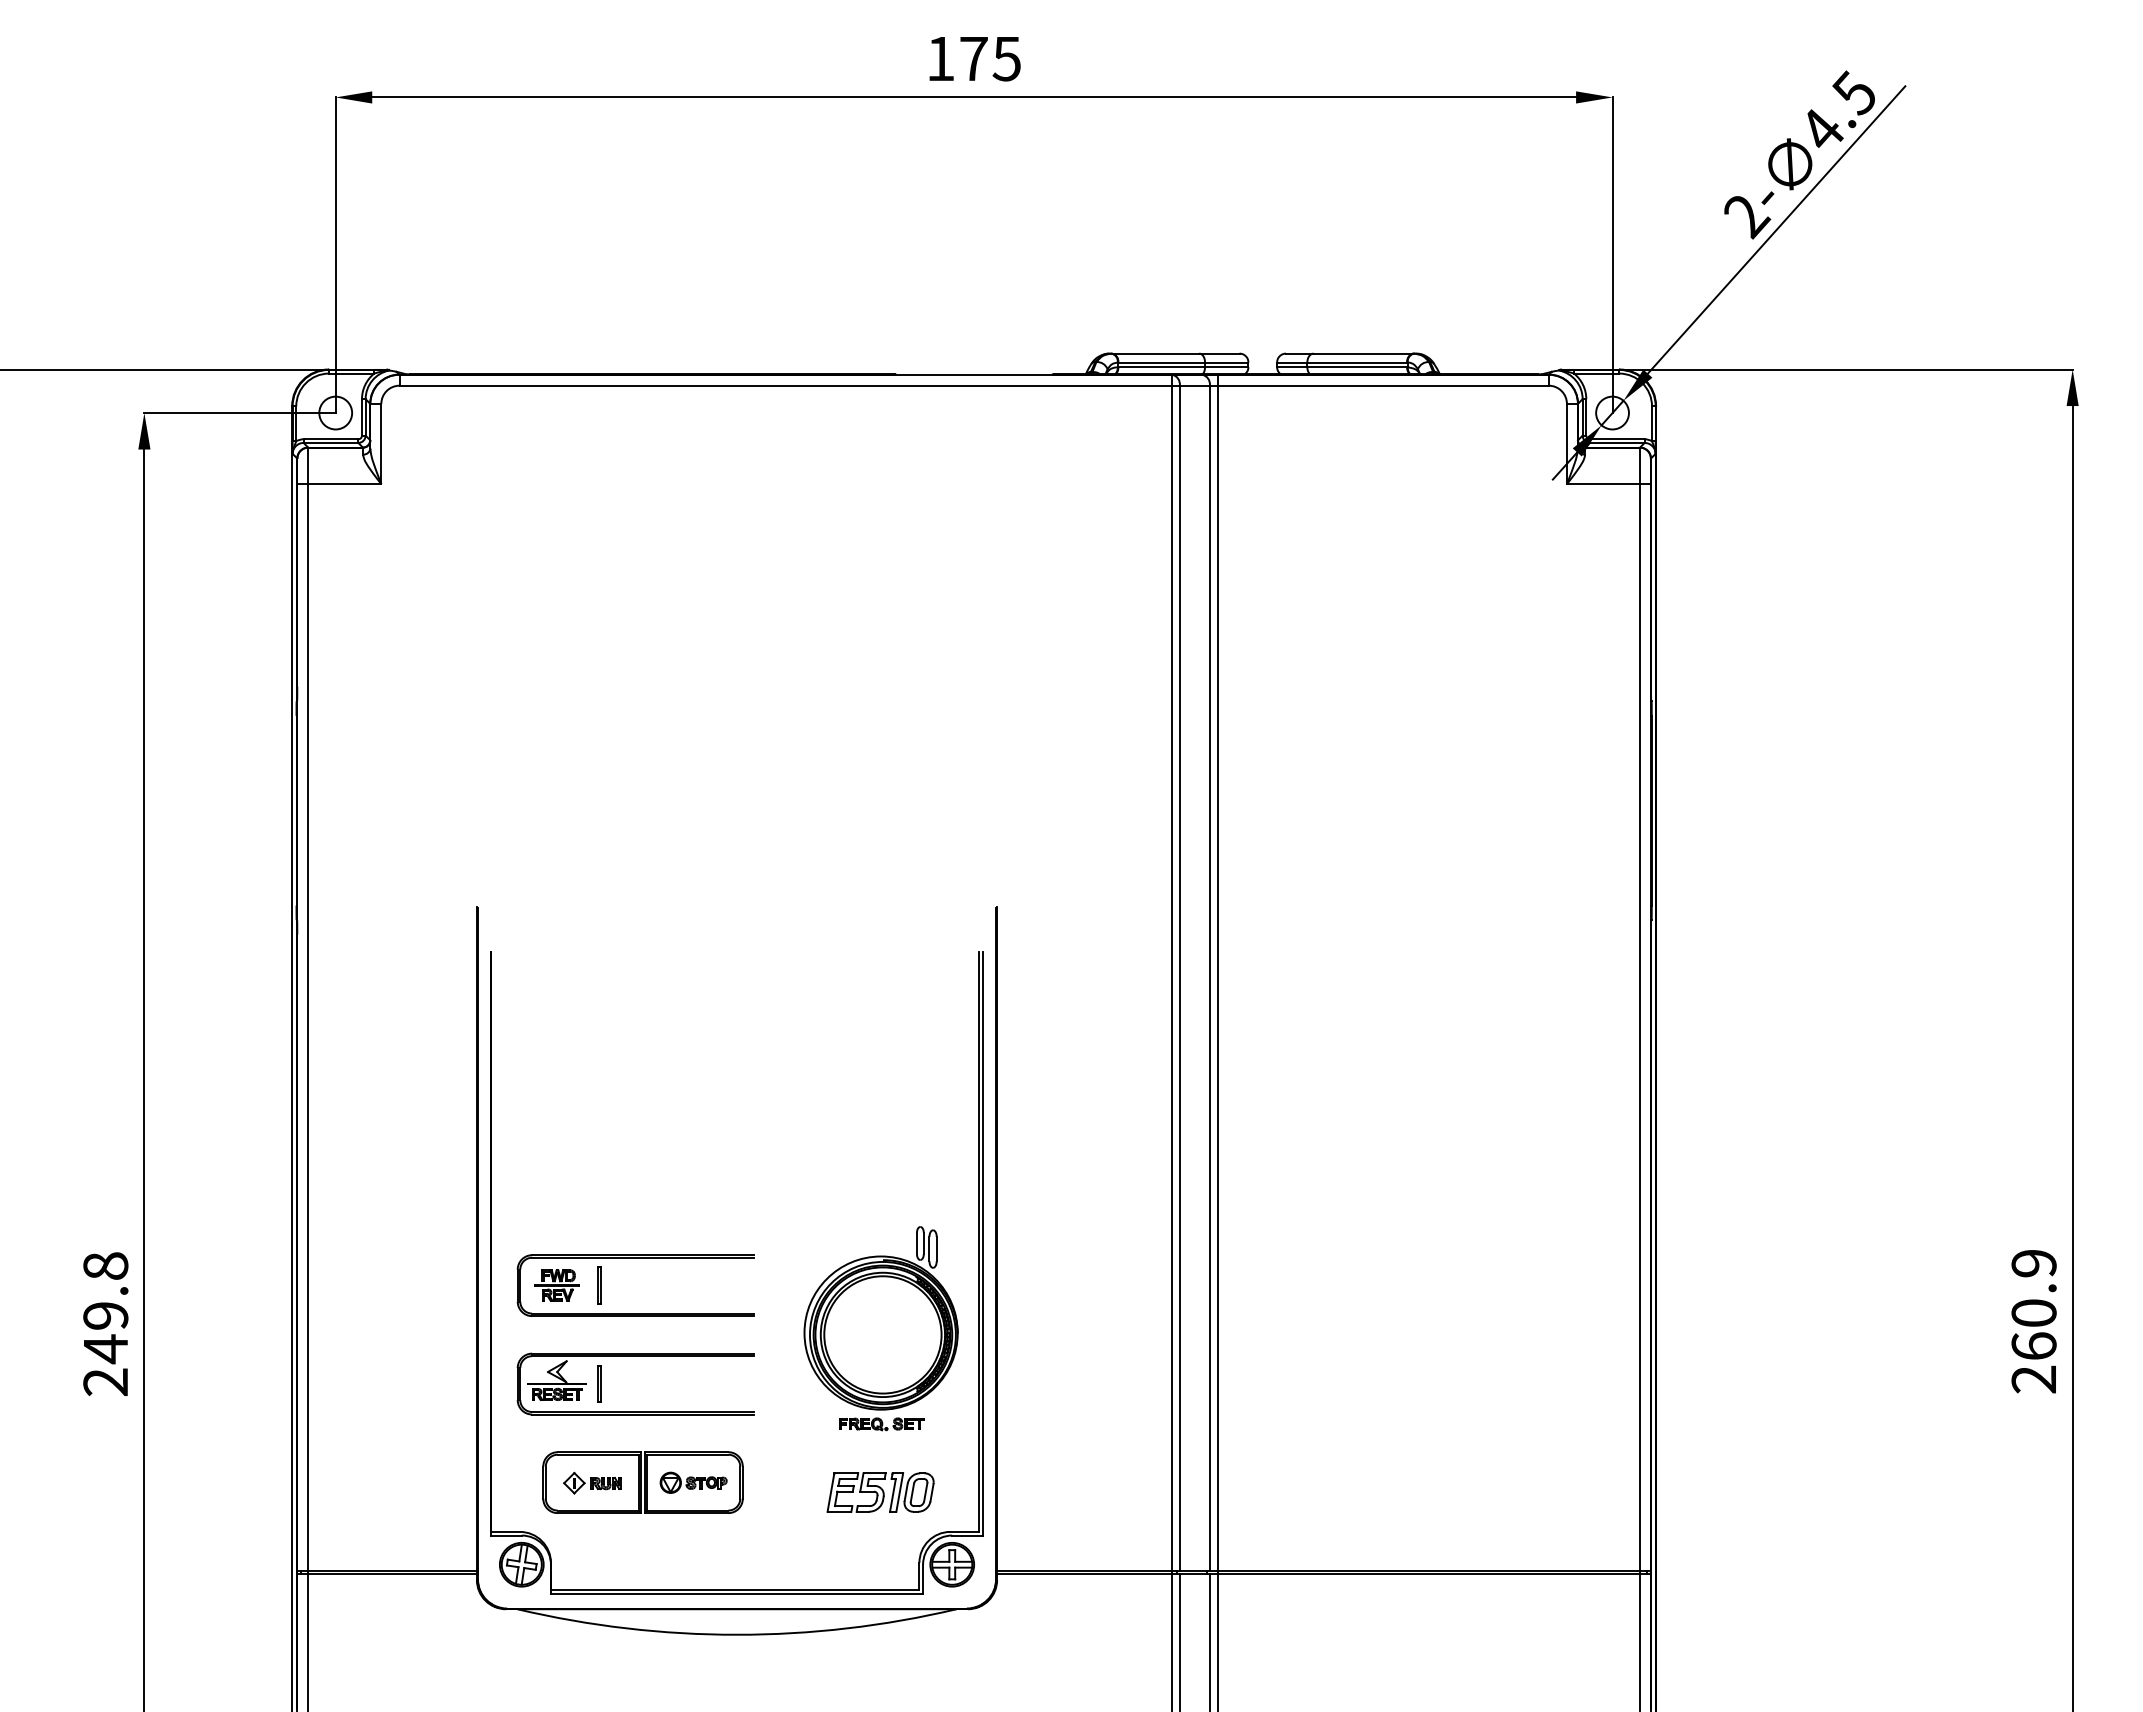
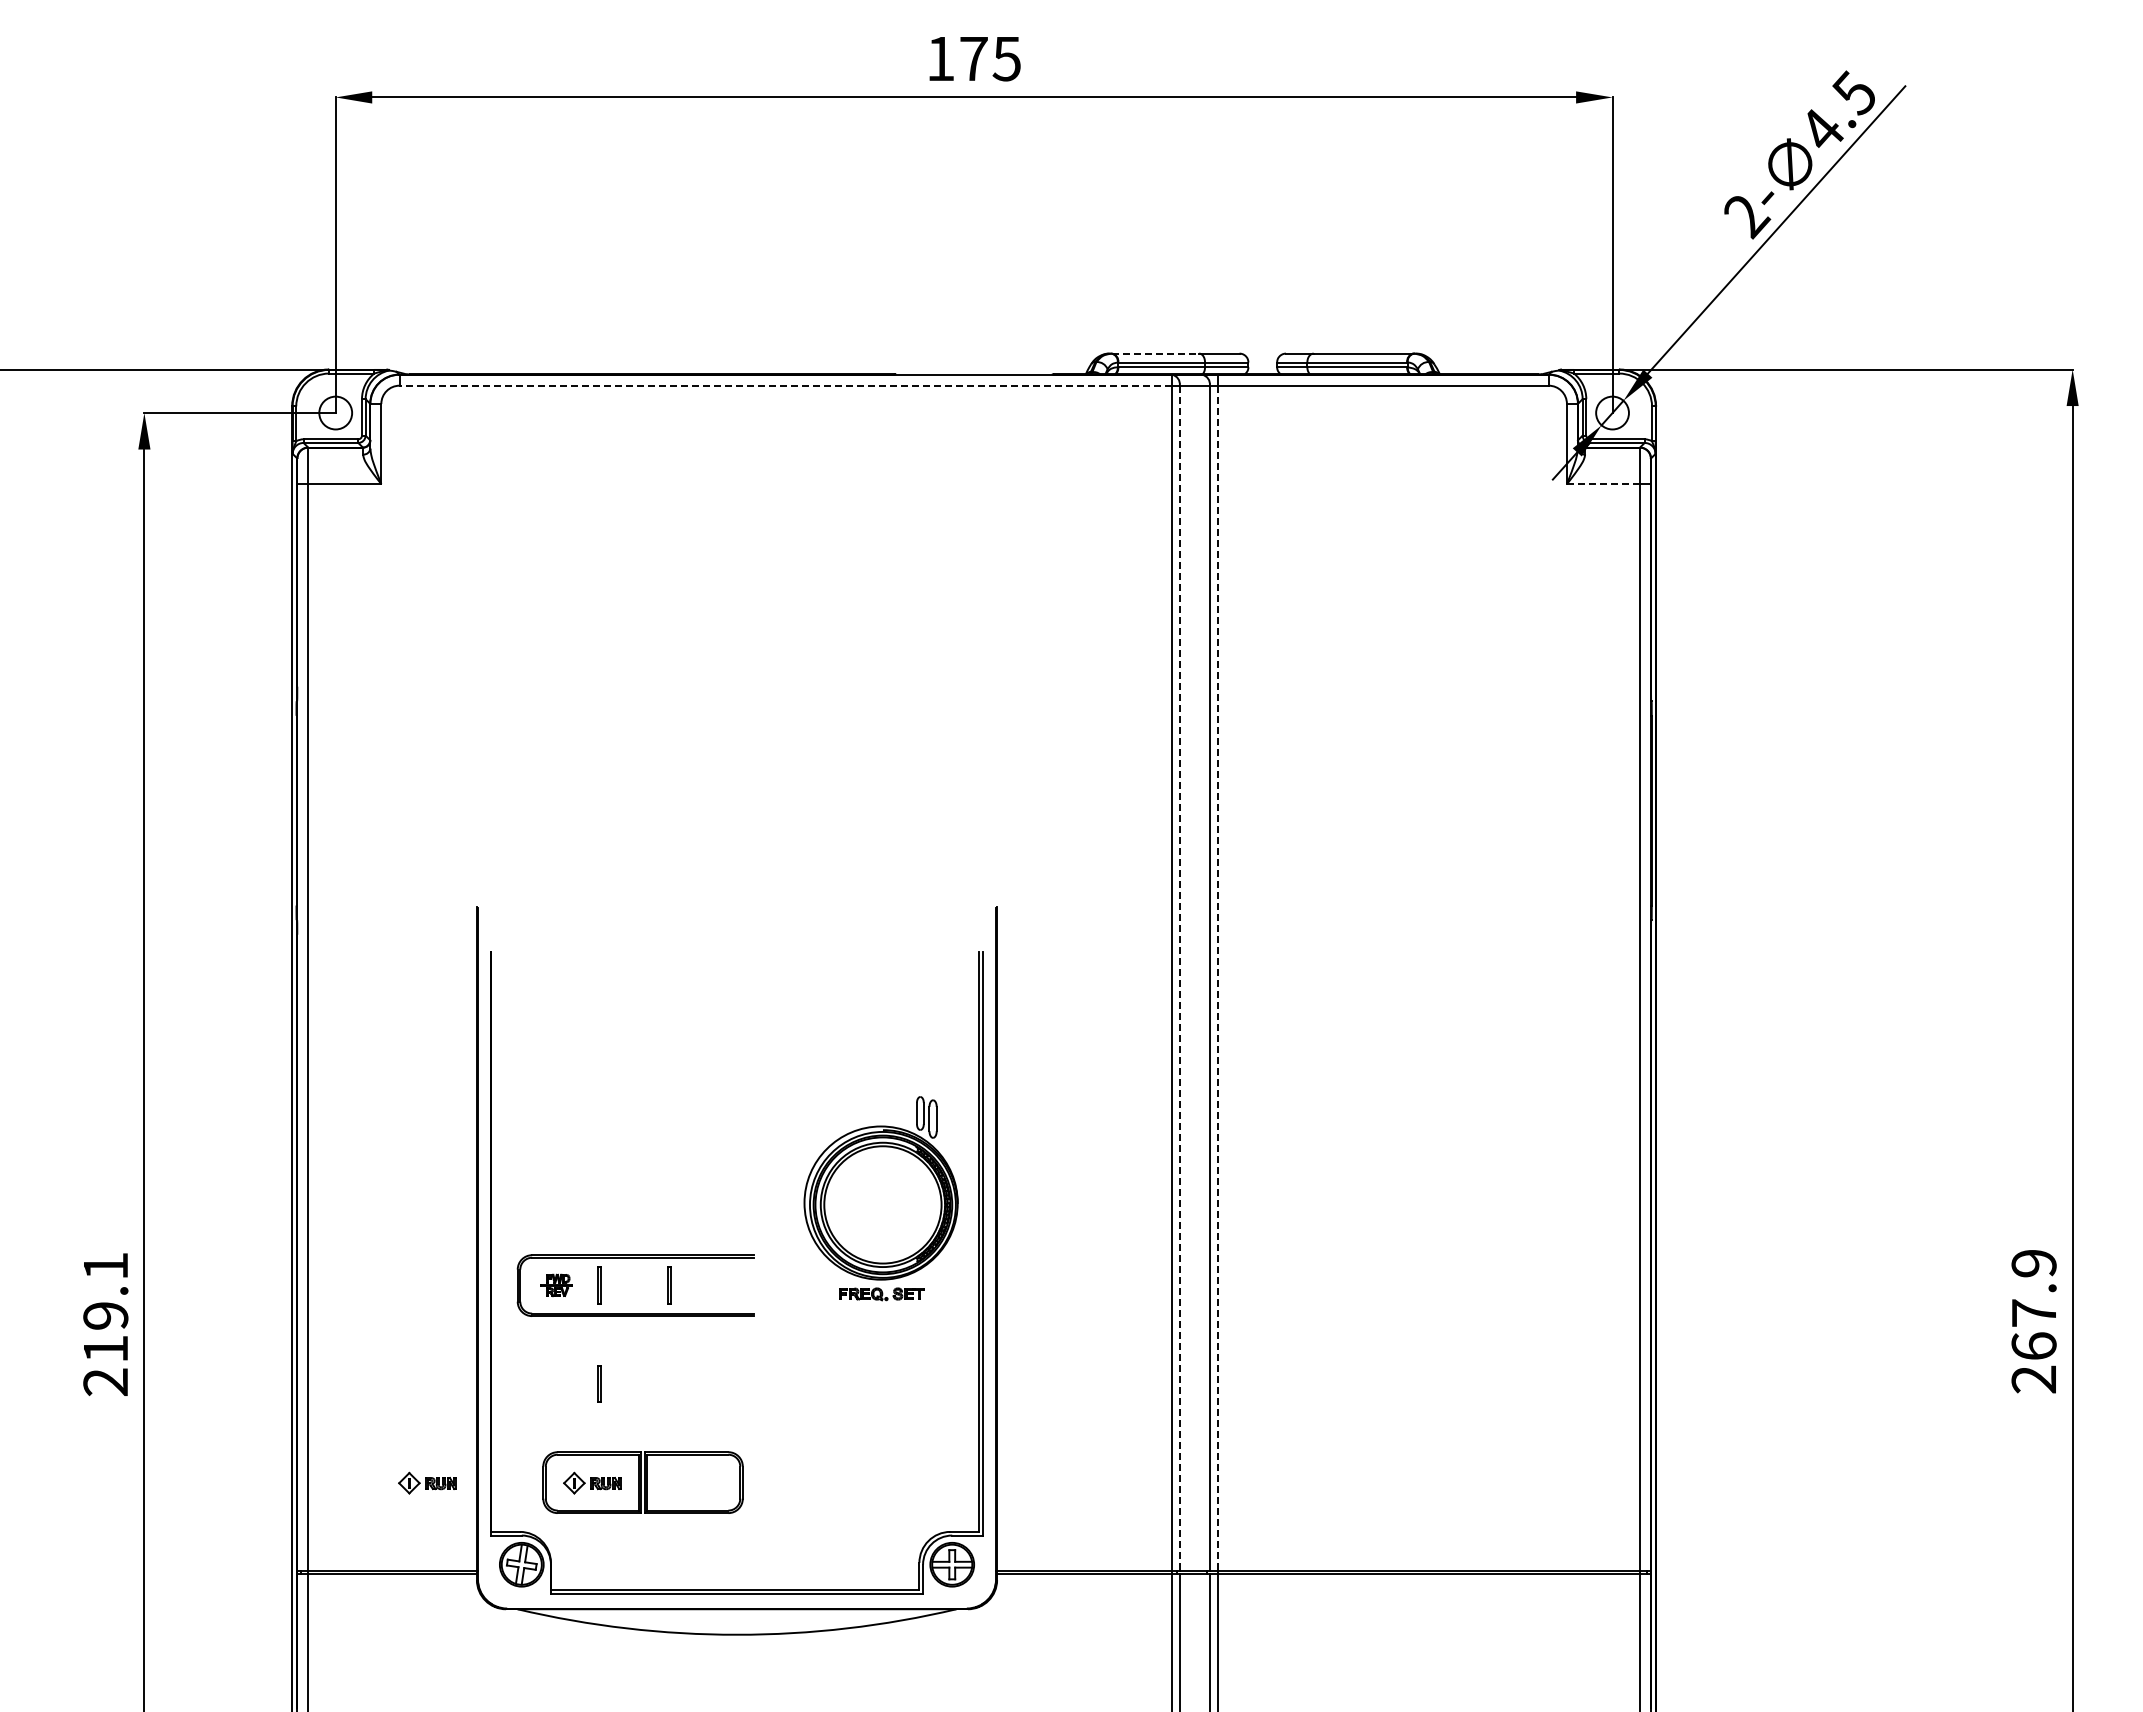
line: solid -> dashed (1155, 353)
line: solid -> dashed (785, 385)
line: solid -> dashed (1602, 484)
line: solid -> dashed (1179, 978)
line: solid -> dashed (1217, 978)
part size: 46x33 px -> 33x24 px (556, 1284)
line: none -> present (668, 1285)
text: 249.8 -> 219.1 (105, 1308)
text: 260.9 -> 267.9 (2033, 1312)
part position: (880, 1328) -> (880, 1198) (880, 1198)
part: present -> none (635, 1356)
part: none -> present (427, 1482)
part: present -> none (693, 1482)
part: present -> none (880, 1492)
